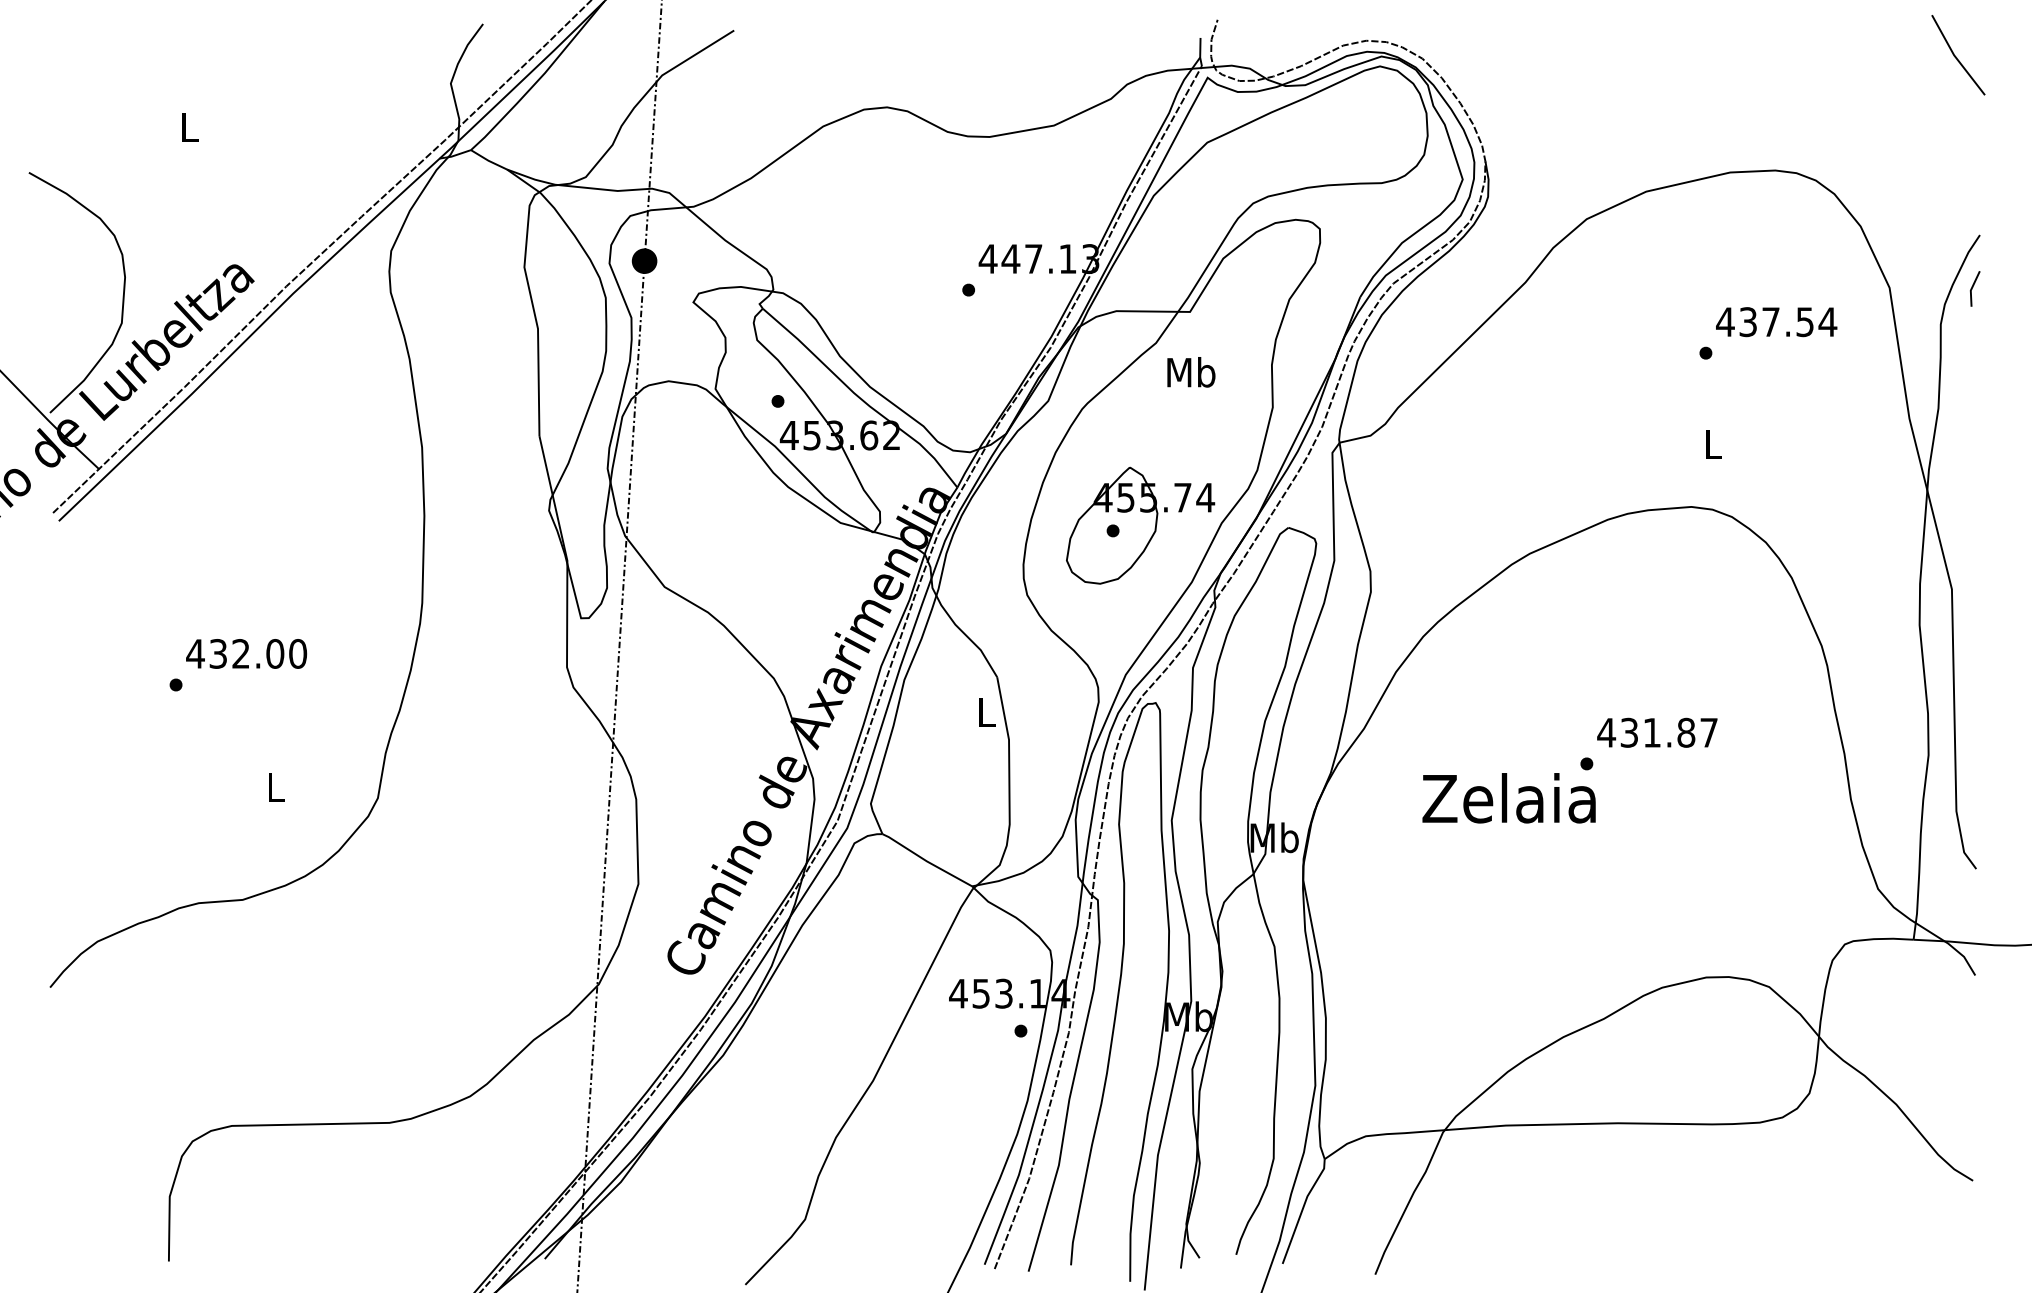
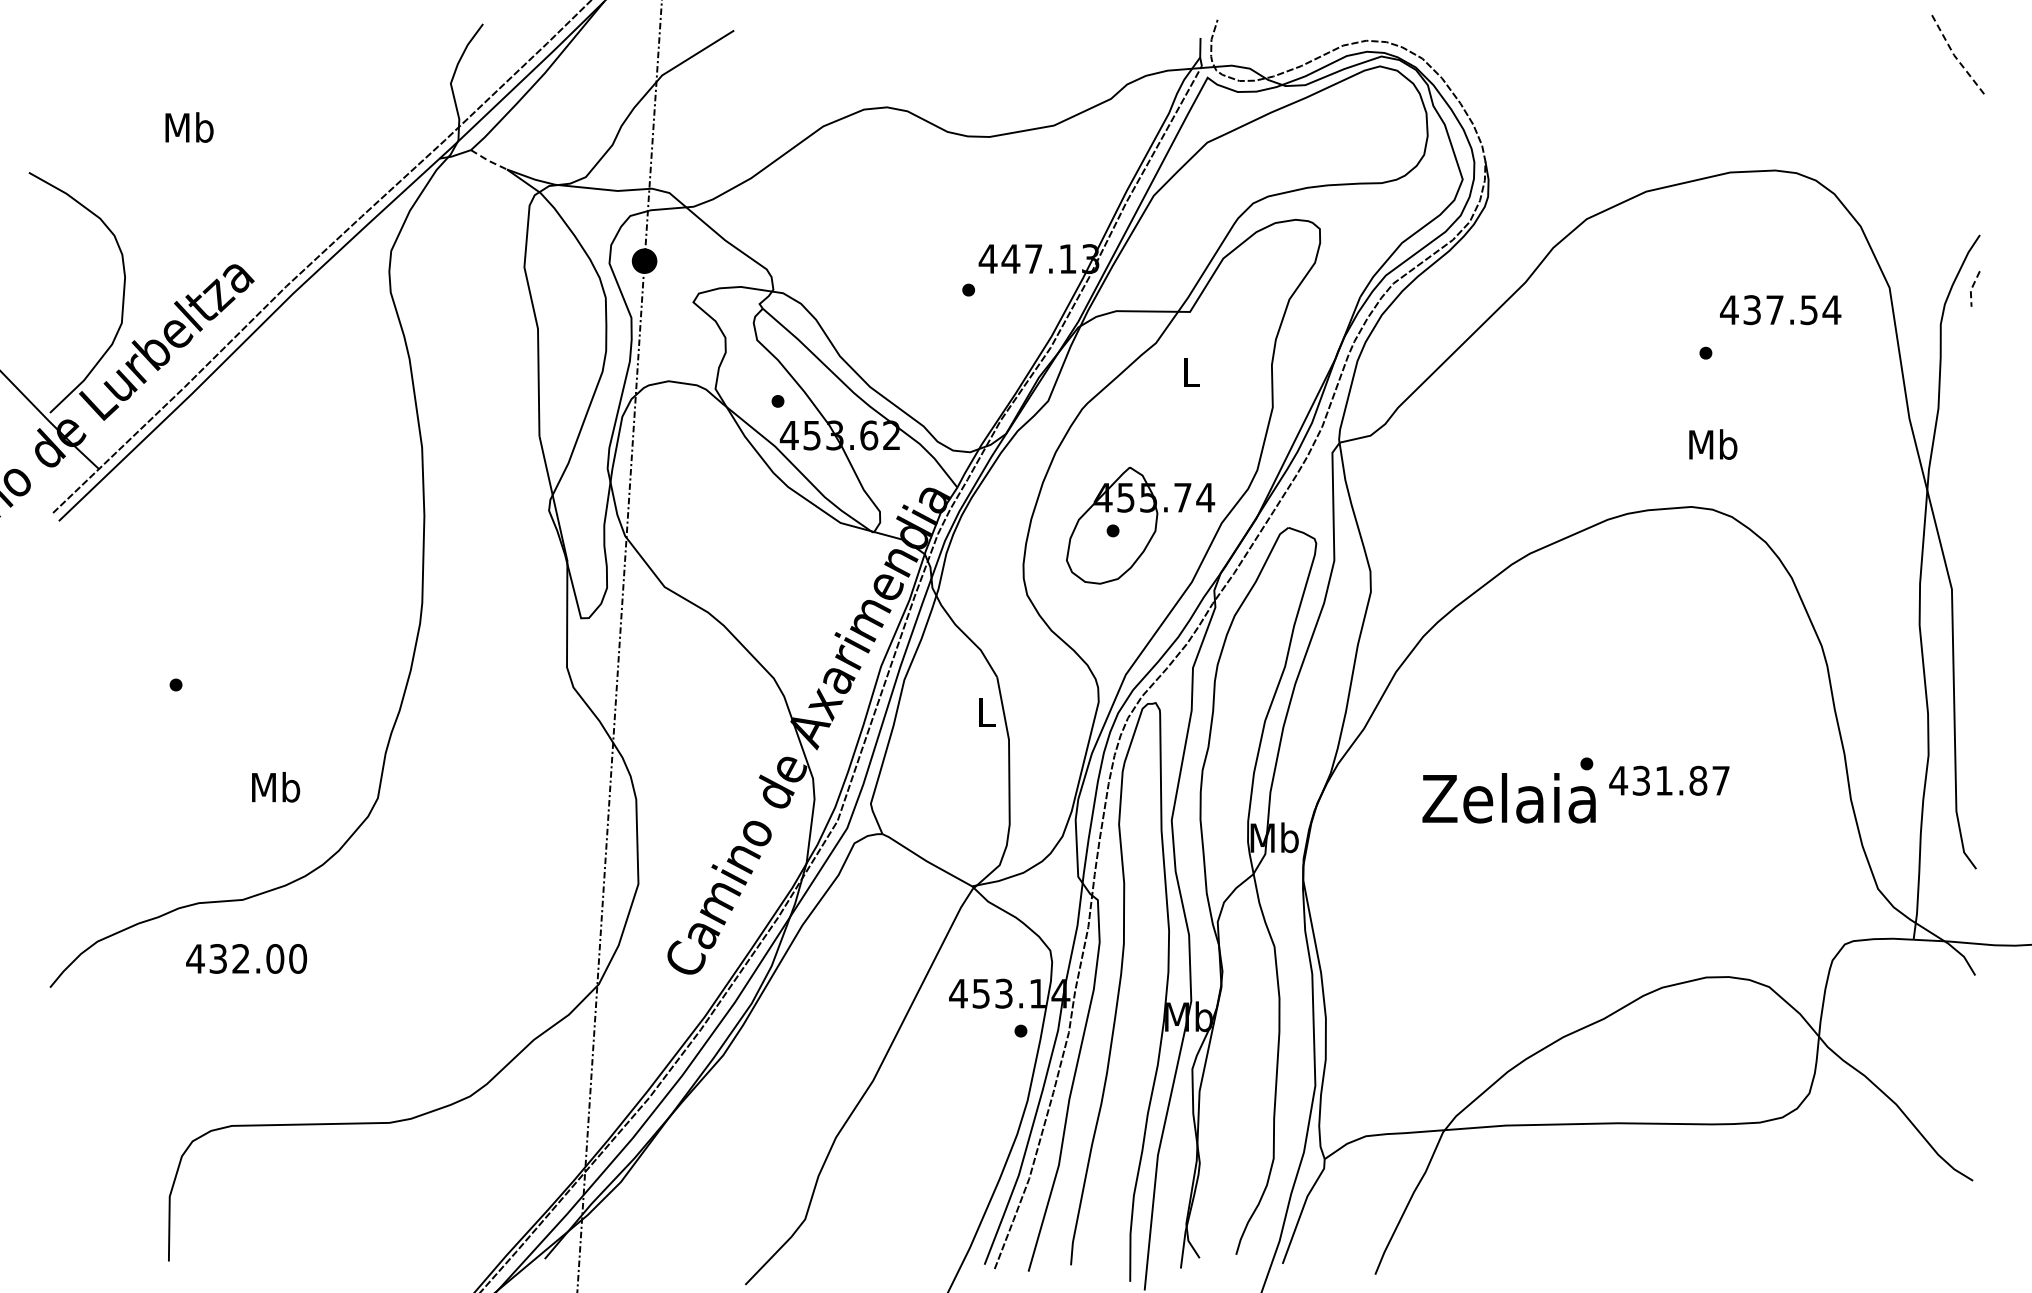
line: solid -> dashed (1955, 56)
text: L -> Mb (189, 127)
line: solid -> dashed (488, 160)
line: solid -> dashed (1971, 288)
text position: (1776, 322) -> (1780, 310) (1780, 310)
text: Mb -> L (1191, 372)
text: L -> Mb (1713, 444)
text position: (246, 653) -> (246, 958) (246, 958)
text position: (1657, 732) -> (1669, 780) (1669, 780)
text: L -> Mb (276, 787)
